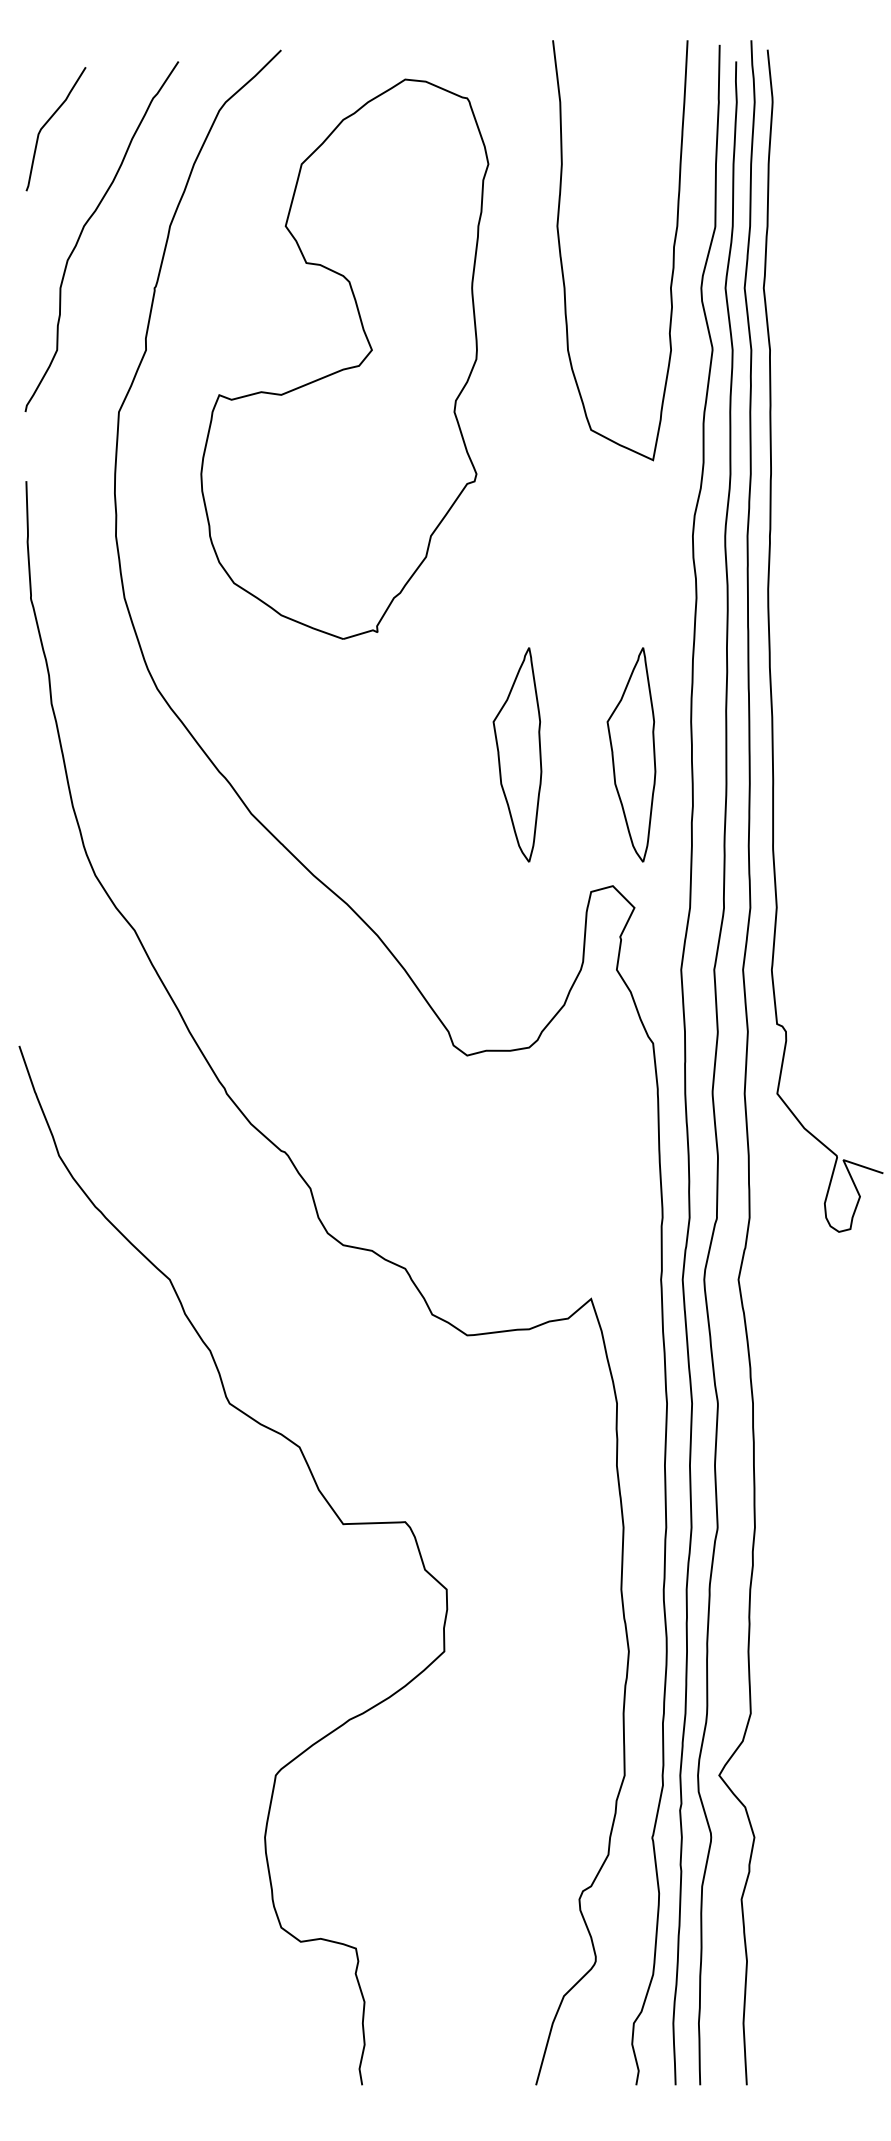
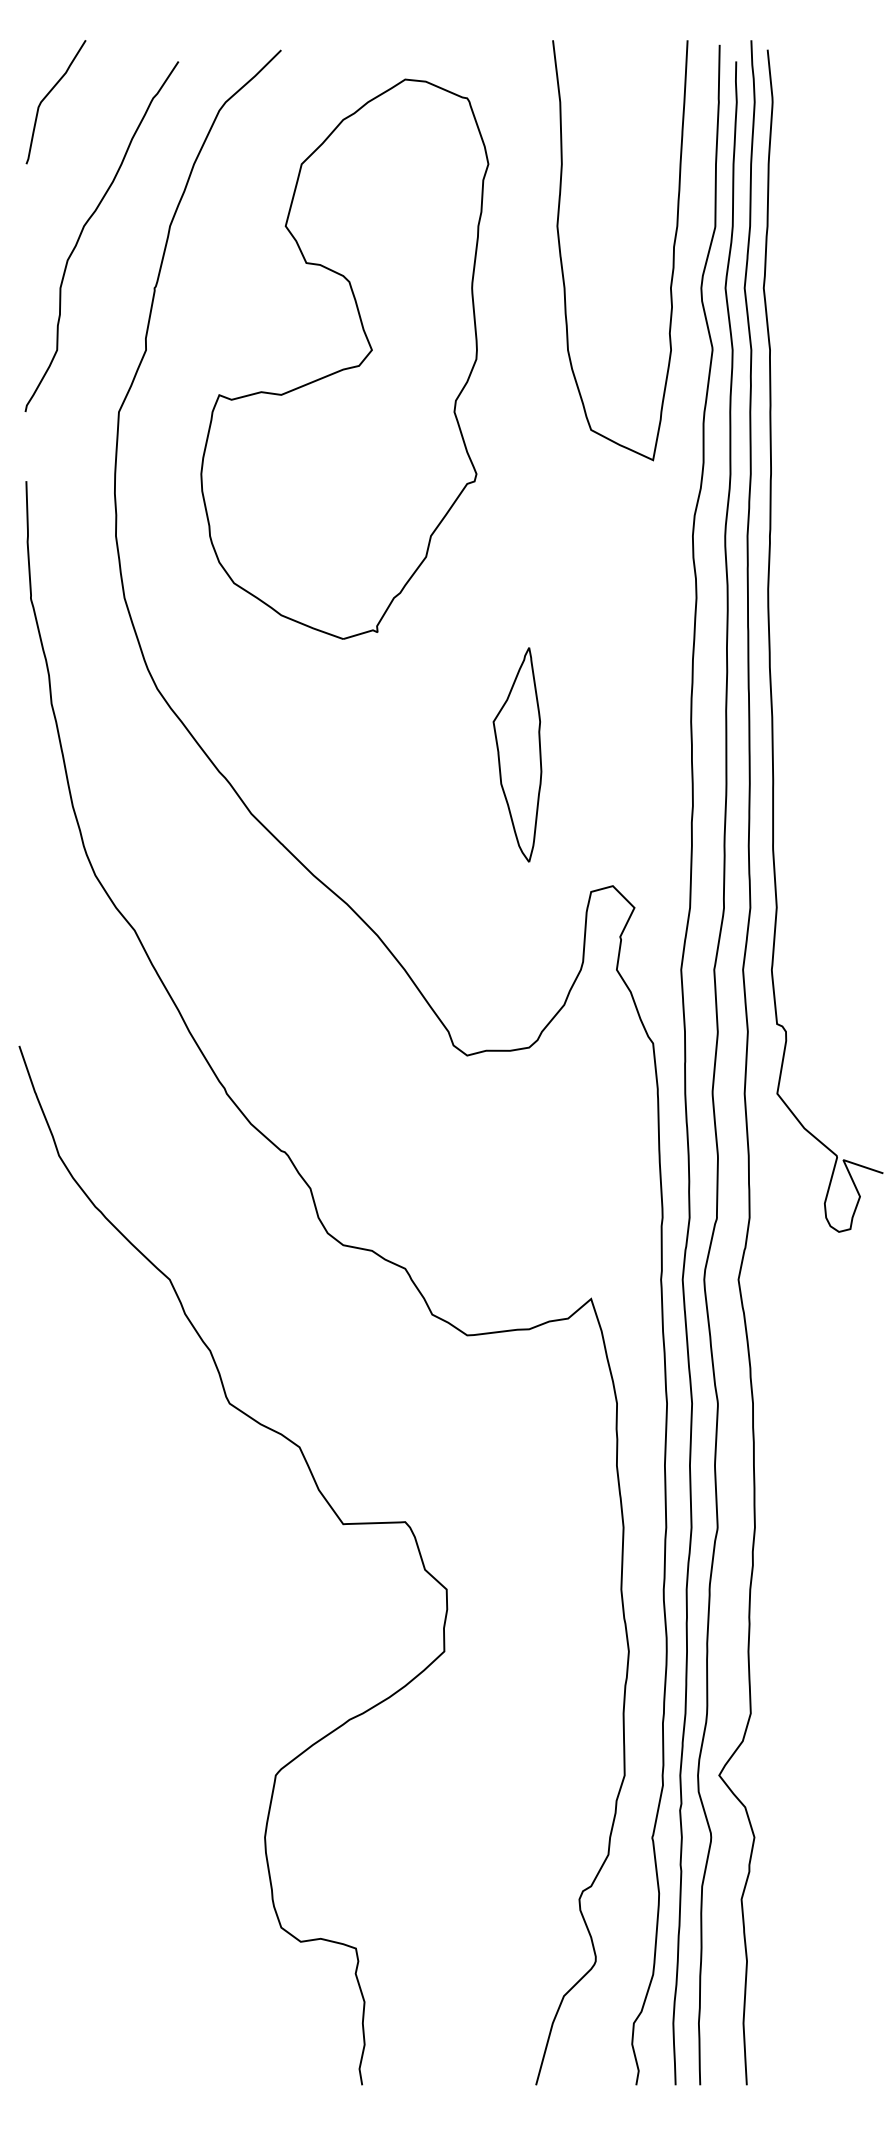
curve position: (48, 122) -> (48, 95) (48, 95)
part: present -> none (631, 754)
